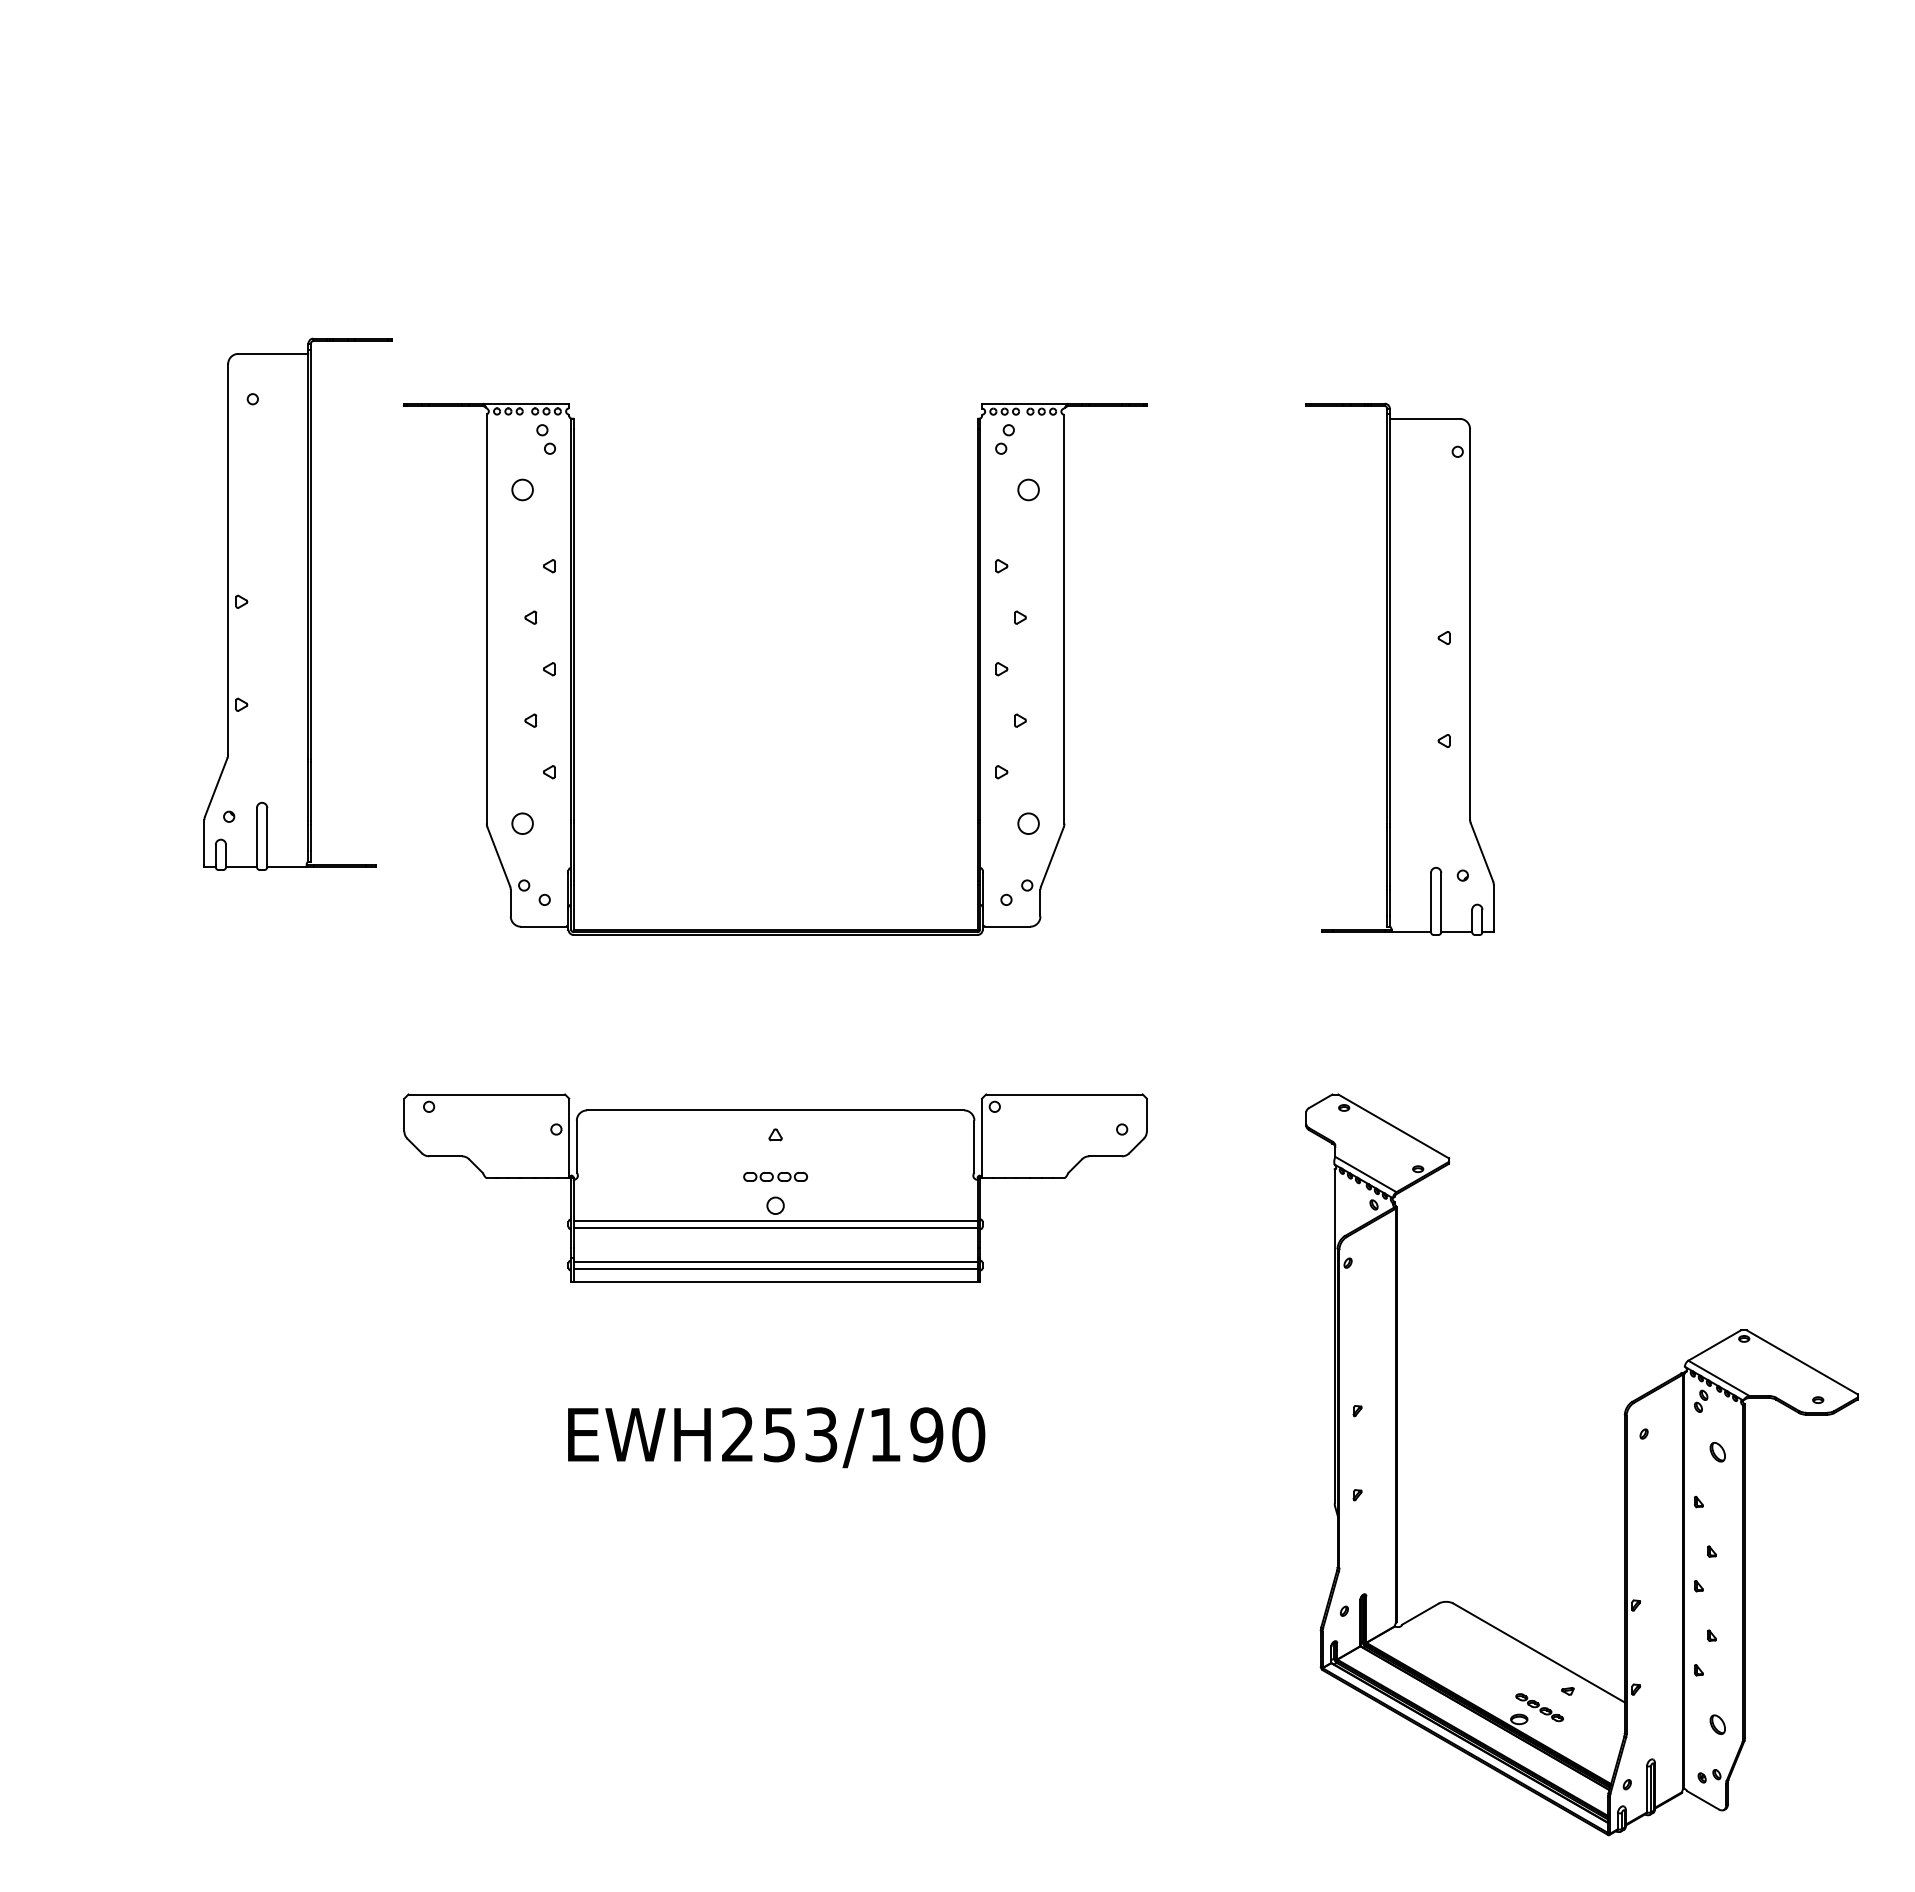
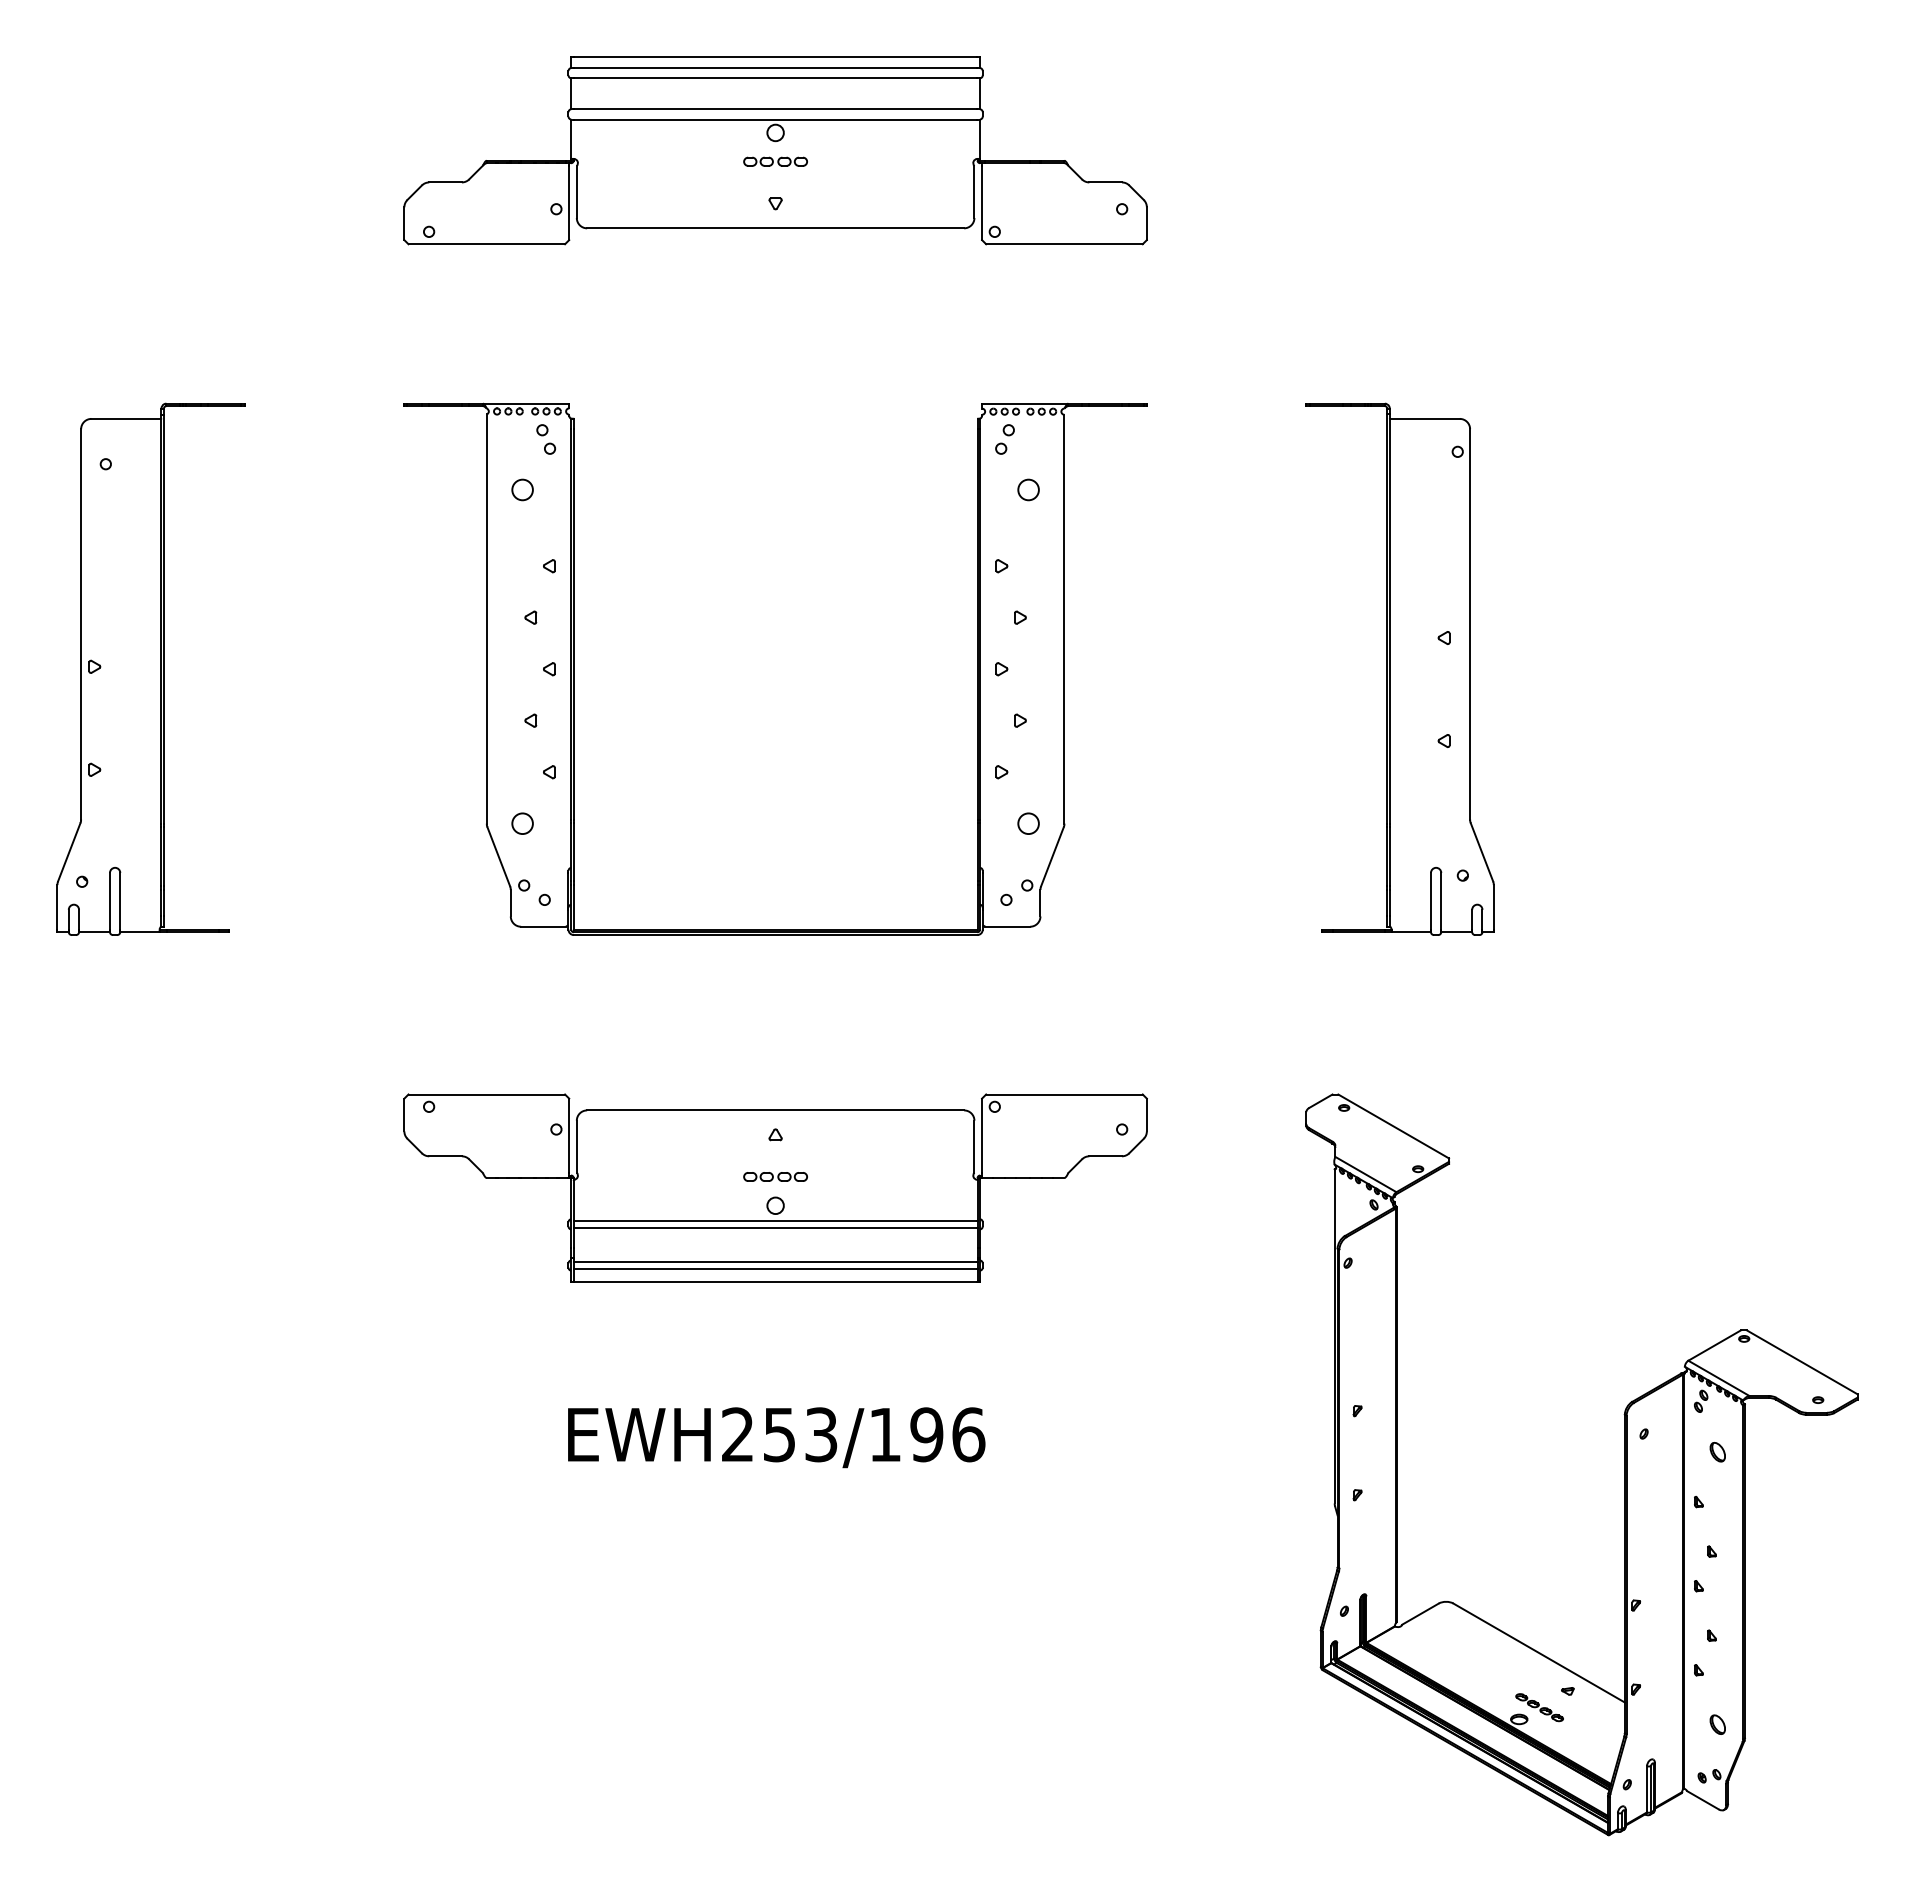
part: none -> present (775, 150)
part position: (297, 603) -> (150, 668) (150, 668)
text: EWH253/190 -> EWH253/196 (968, 1434)
